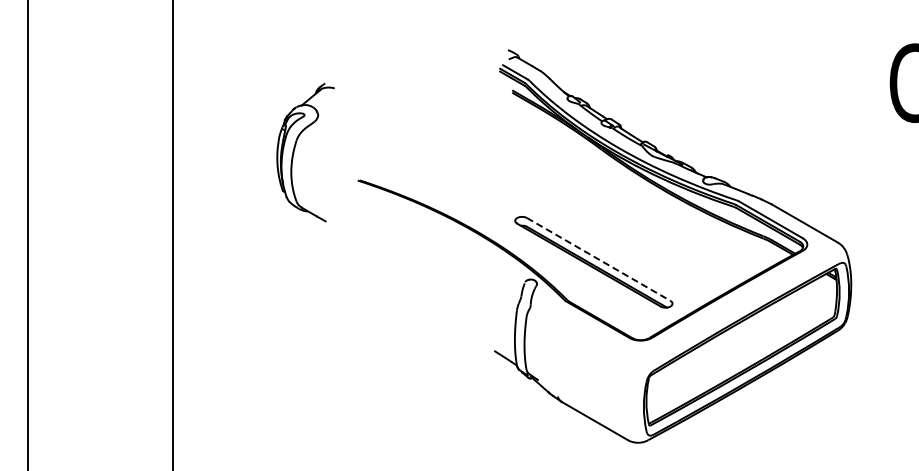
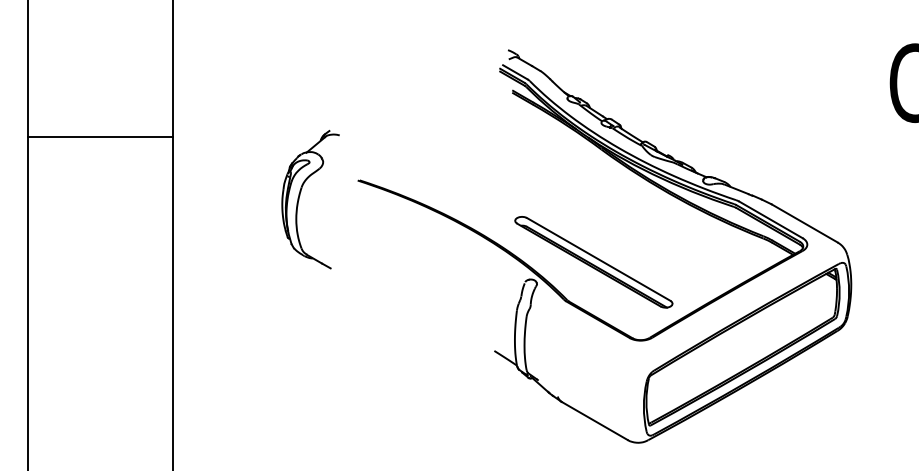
line: none -> present (99, 136)
part position: (295, 148) -> (300, 195) (300, 195)
line: dashed -> solid (598, 259)
